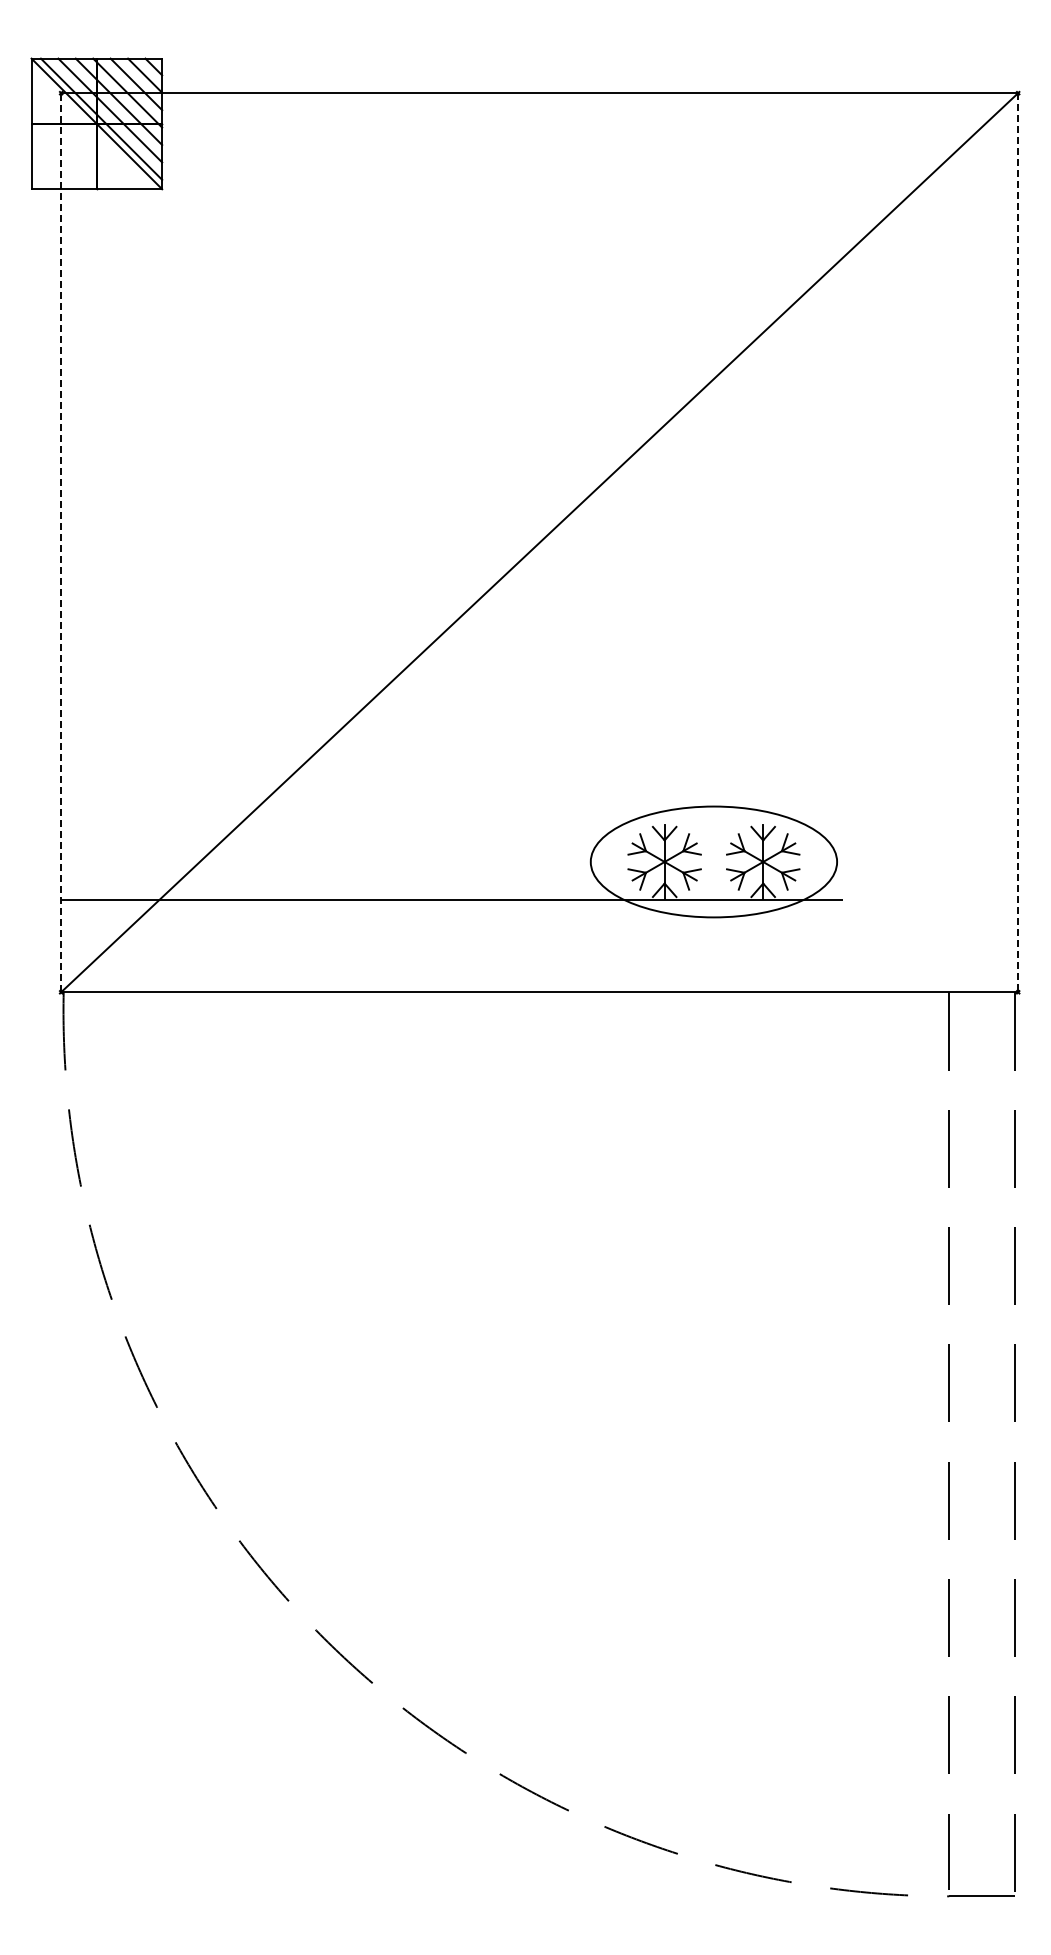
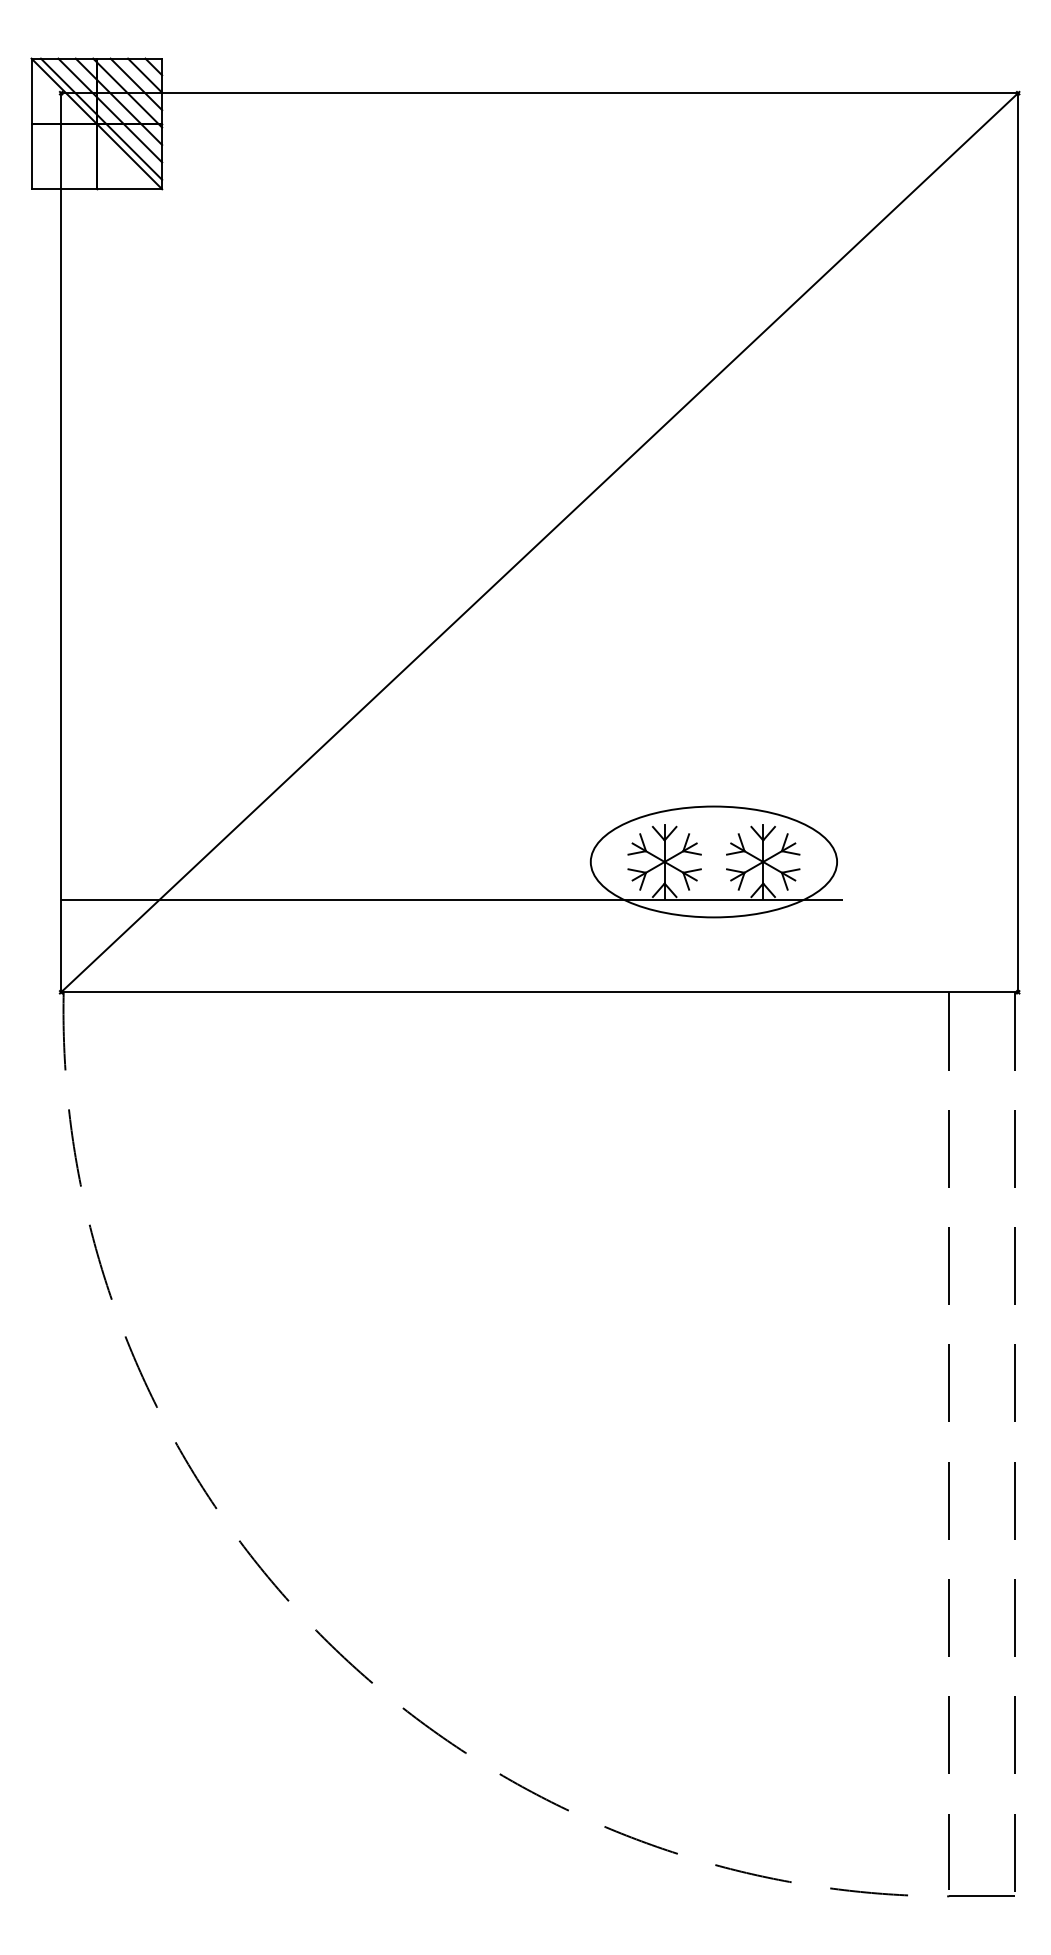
line: dashed -> solid (61, 542)
line: dashed -> solid (1018, 542)
